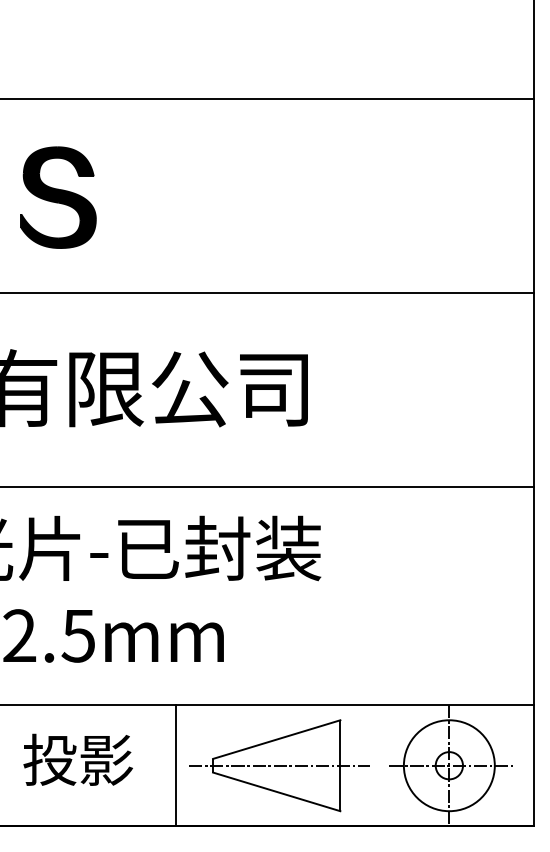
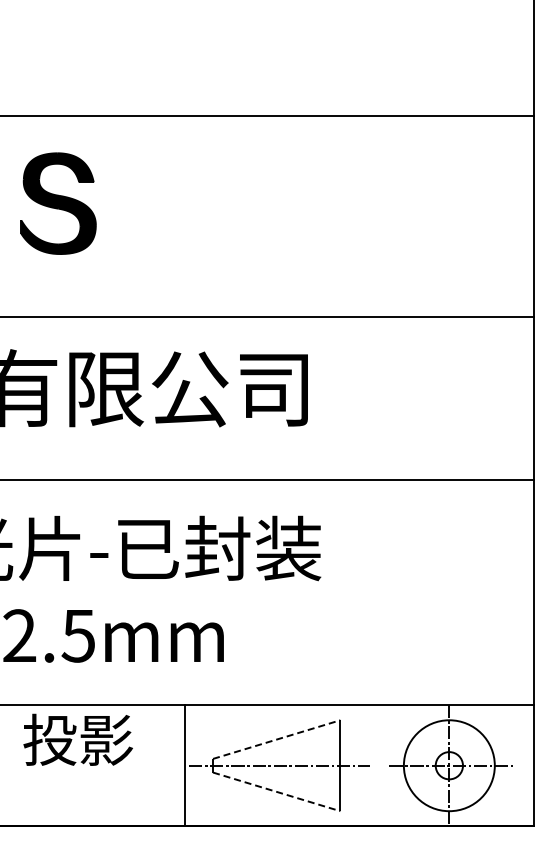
line position: (267, 99) -> (267, 116) (267, 116)
part position: (58, 197) -> (58, 203) (58, 203)
line position: (267, 293) -> (267, 317) (267, 317)
line position: (267, 486) -> (267, 479) (267, 479)
line: solid -> dashed (276, 739)
text position: (77, 759) -> (77, 739) (77, 739)
line position: (176, 765) -> (185, 765) (185, 765)
line: solid -> dashed (276, 791)
